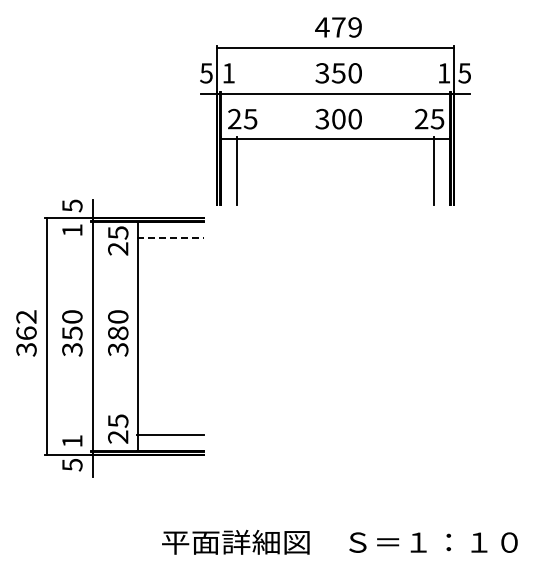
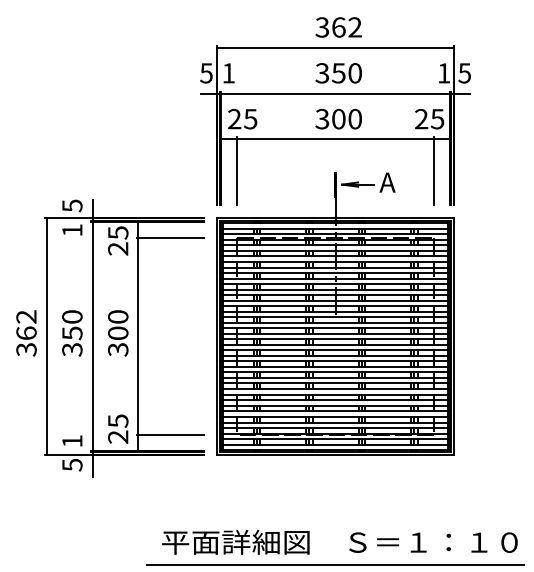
text: 479 -> 362 (338, 27)
line: dashed -> solid (170, 238)
part: none -> present (335, 313)
text: 380 -> 300 (118, 333)
line: none -> present (335, 564)
